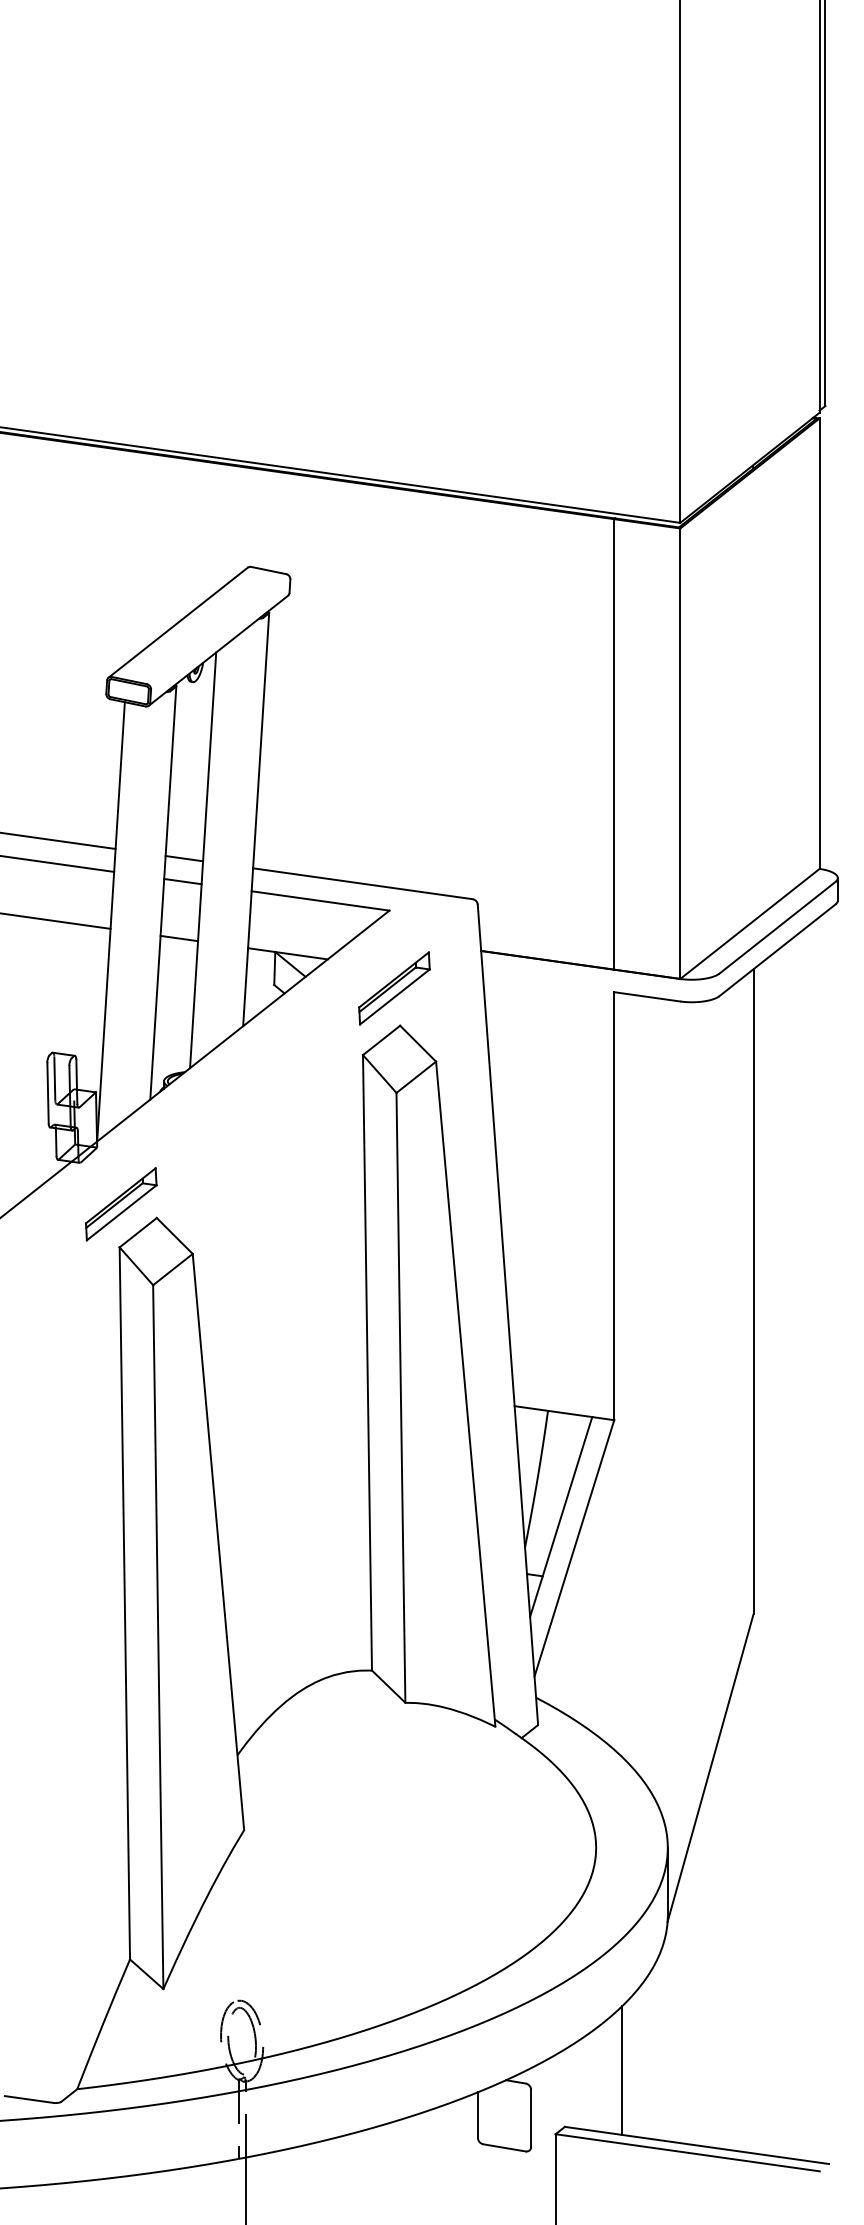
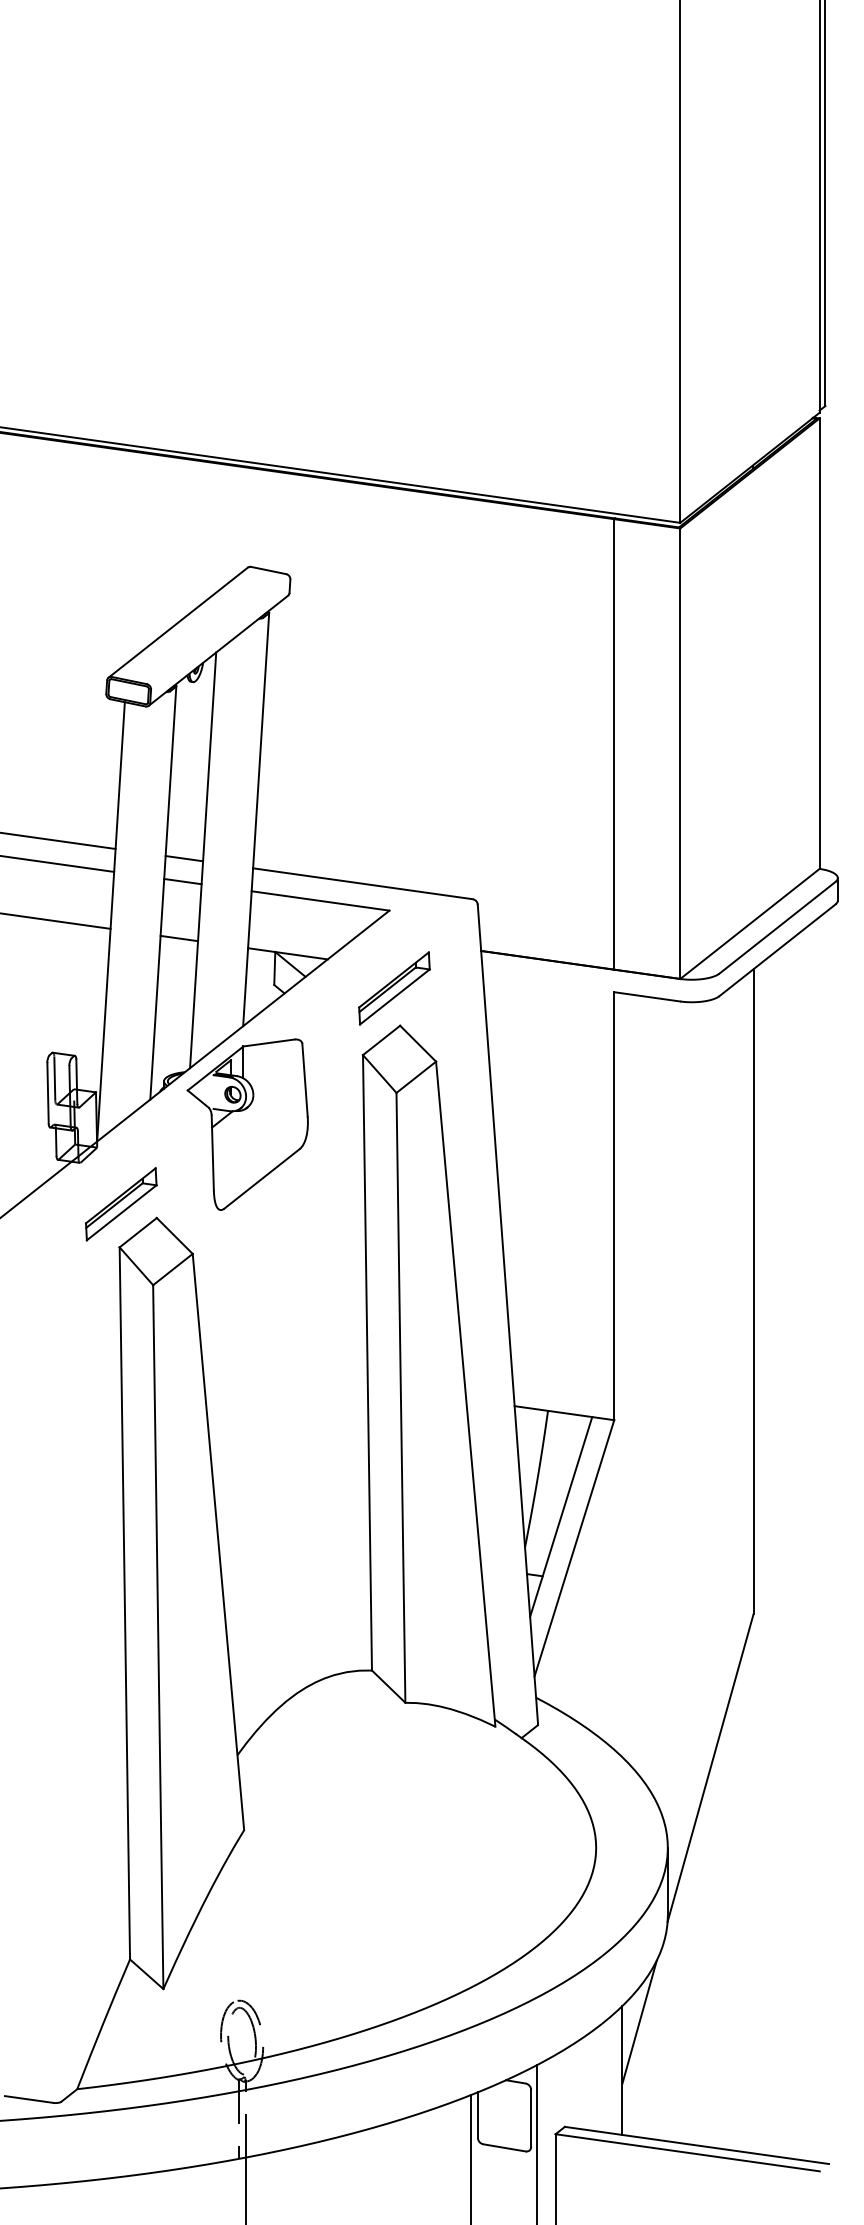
part: none -> present (247, 1124)
line: none -> present (639, 2021)
line: none -> present (537, 2143)
line: none -> present (470, 2158)
